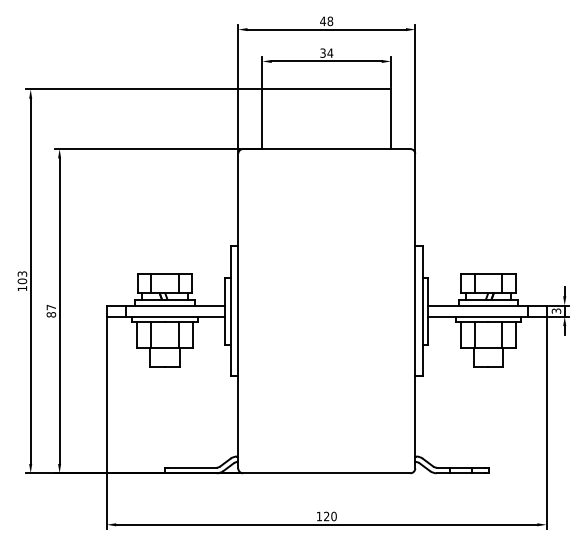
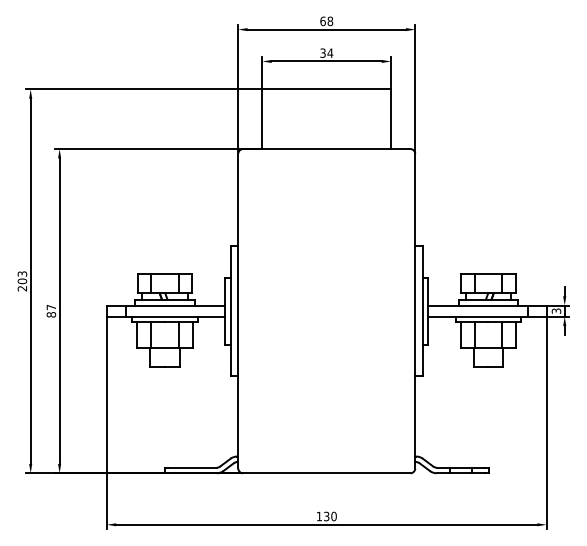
text: 48 -> 68 (322, 21)
text: 103 -> 203 (21, 288)
text: 120 -> 130 (326, 516)
